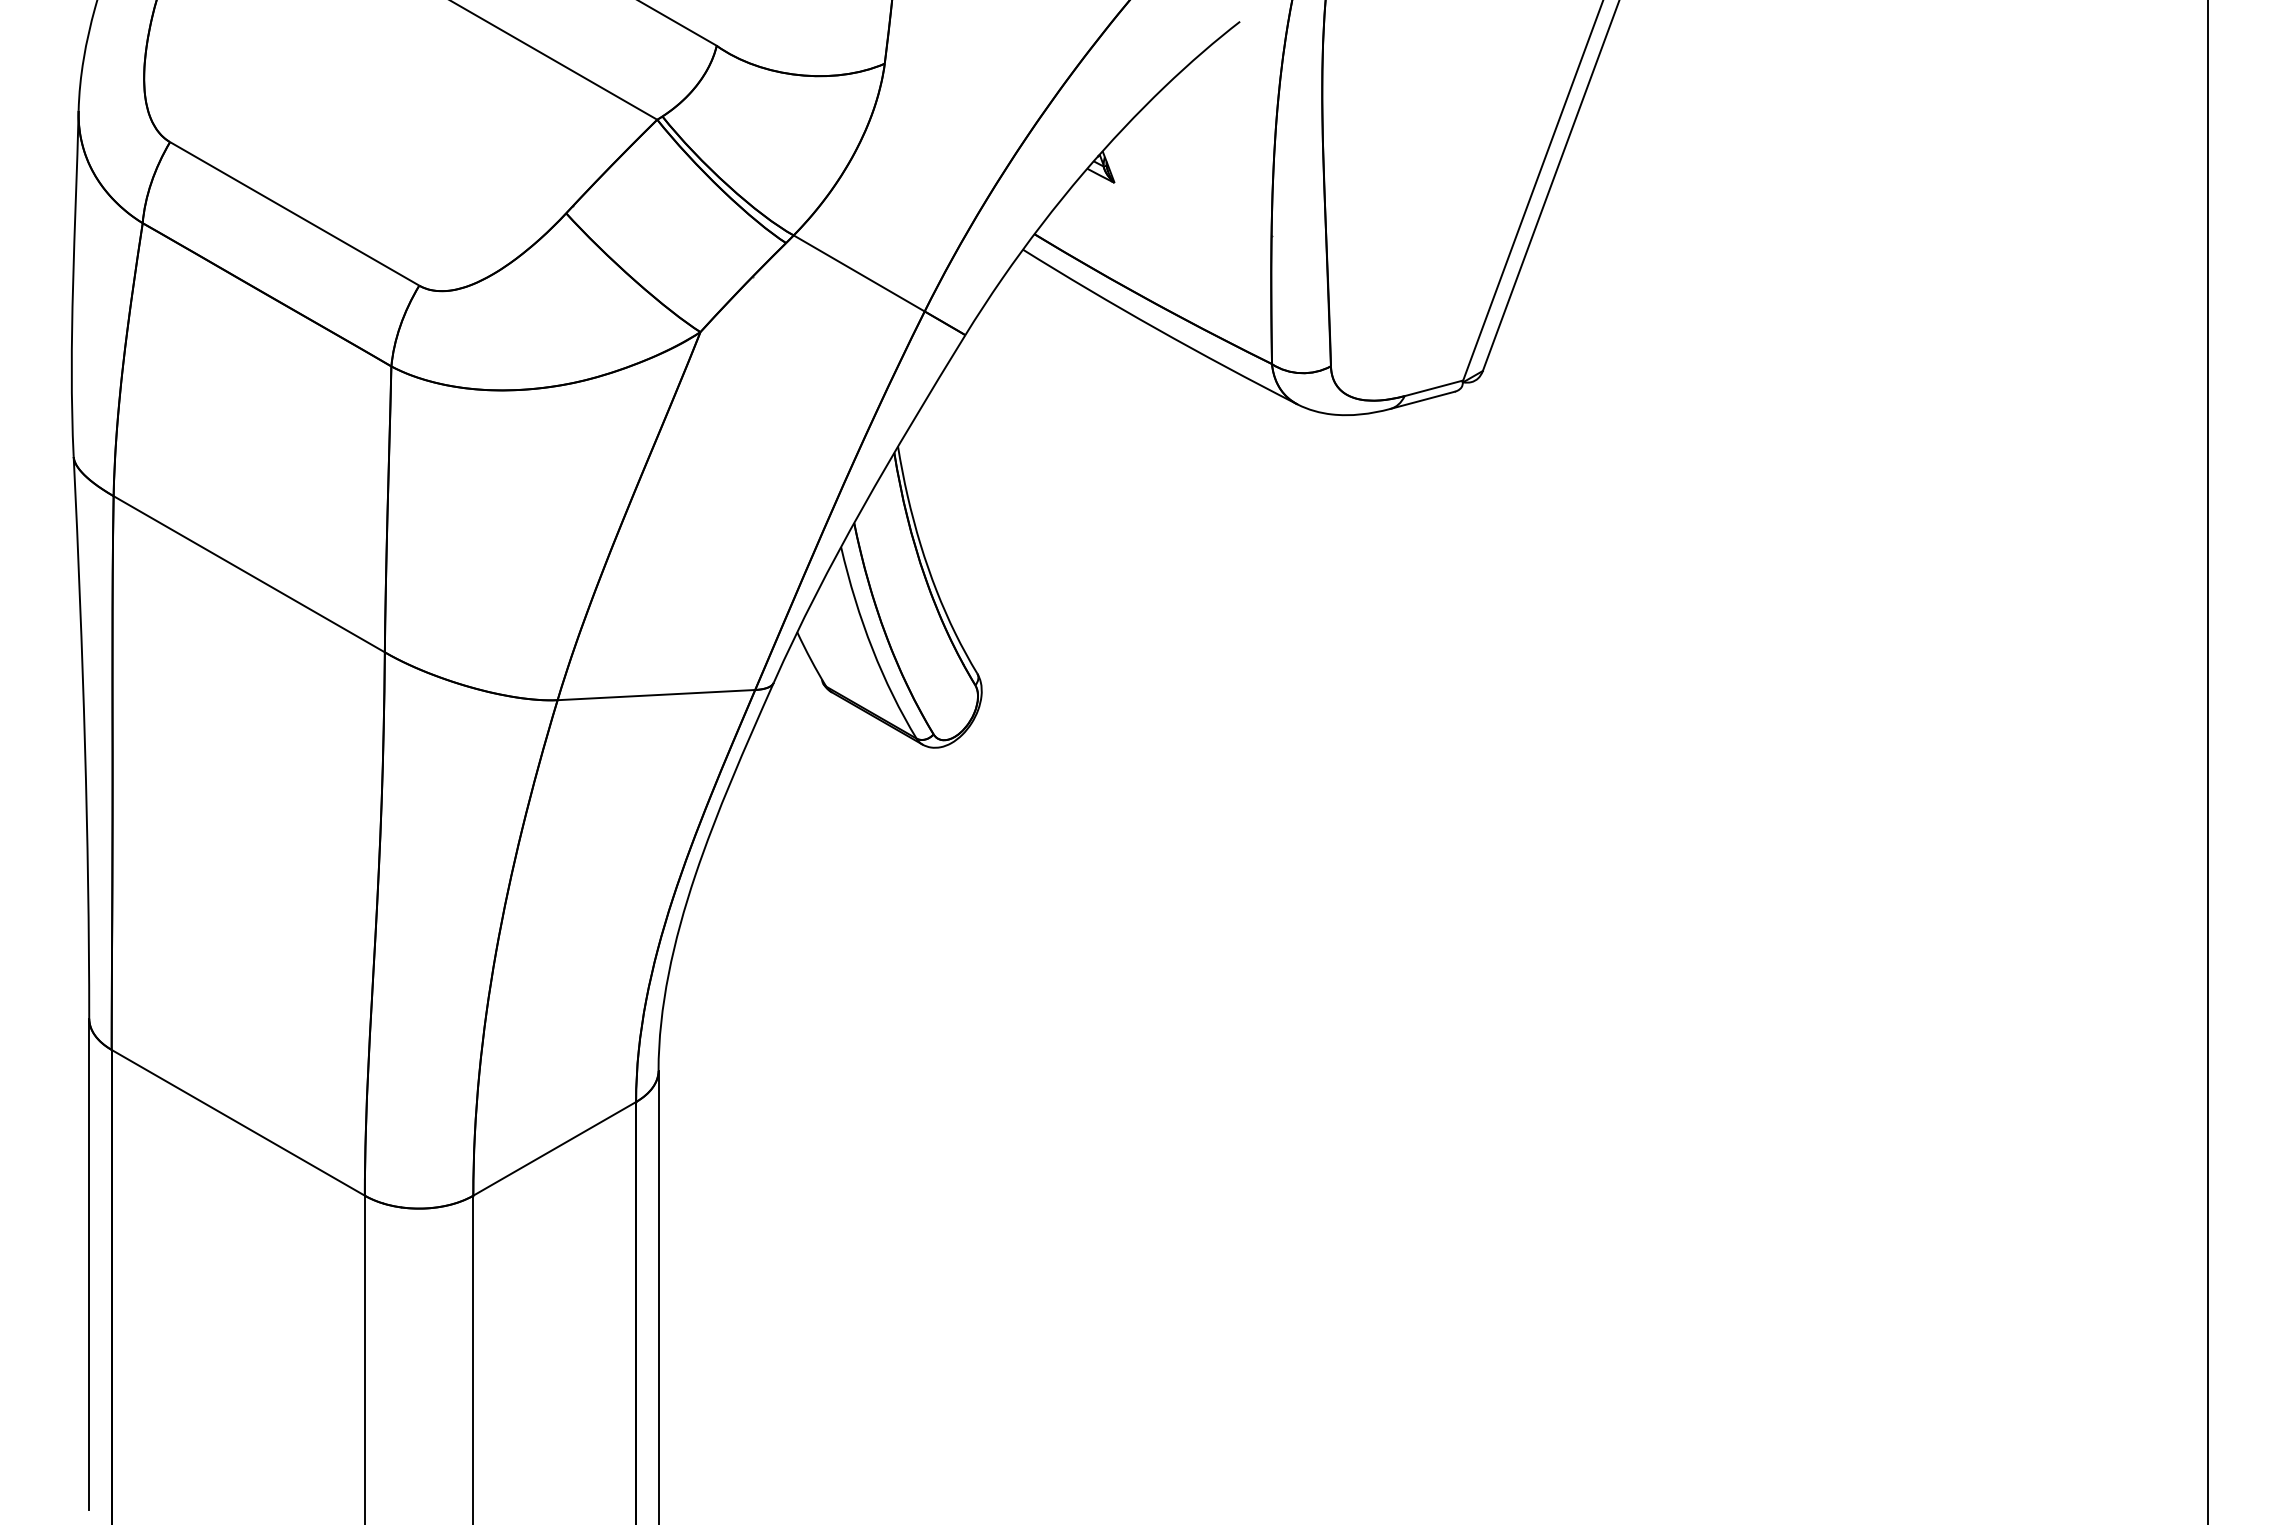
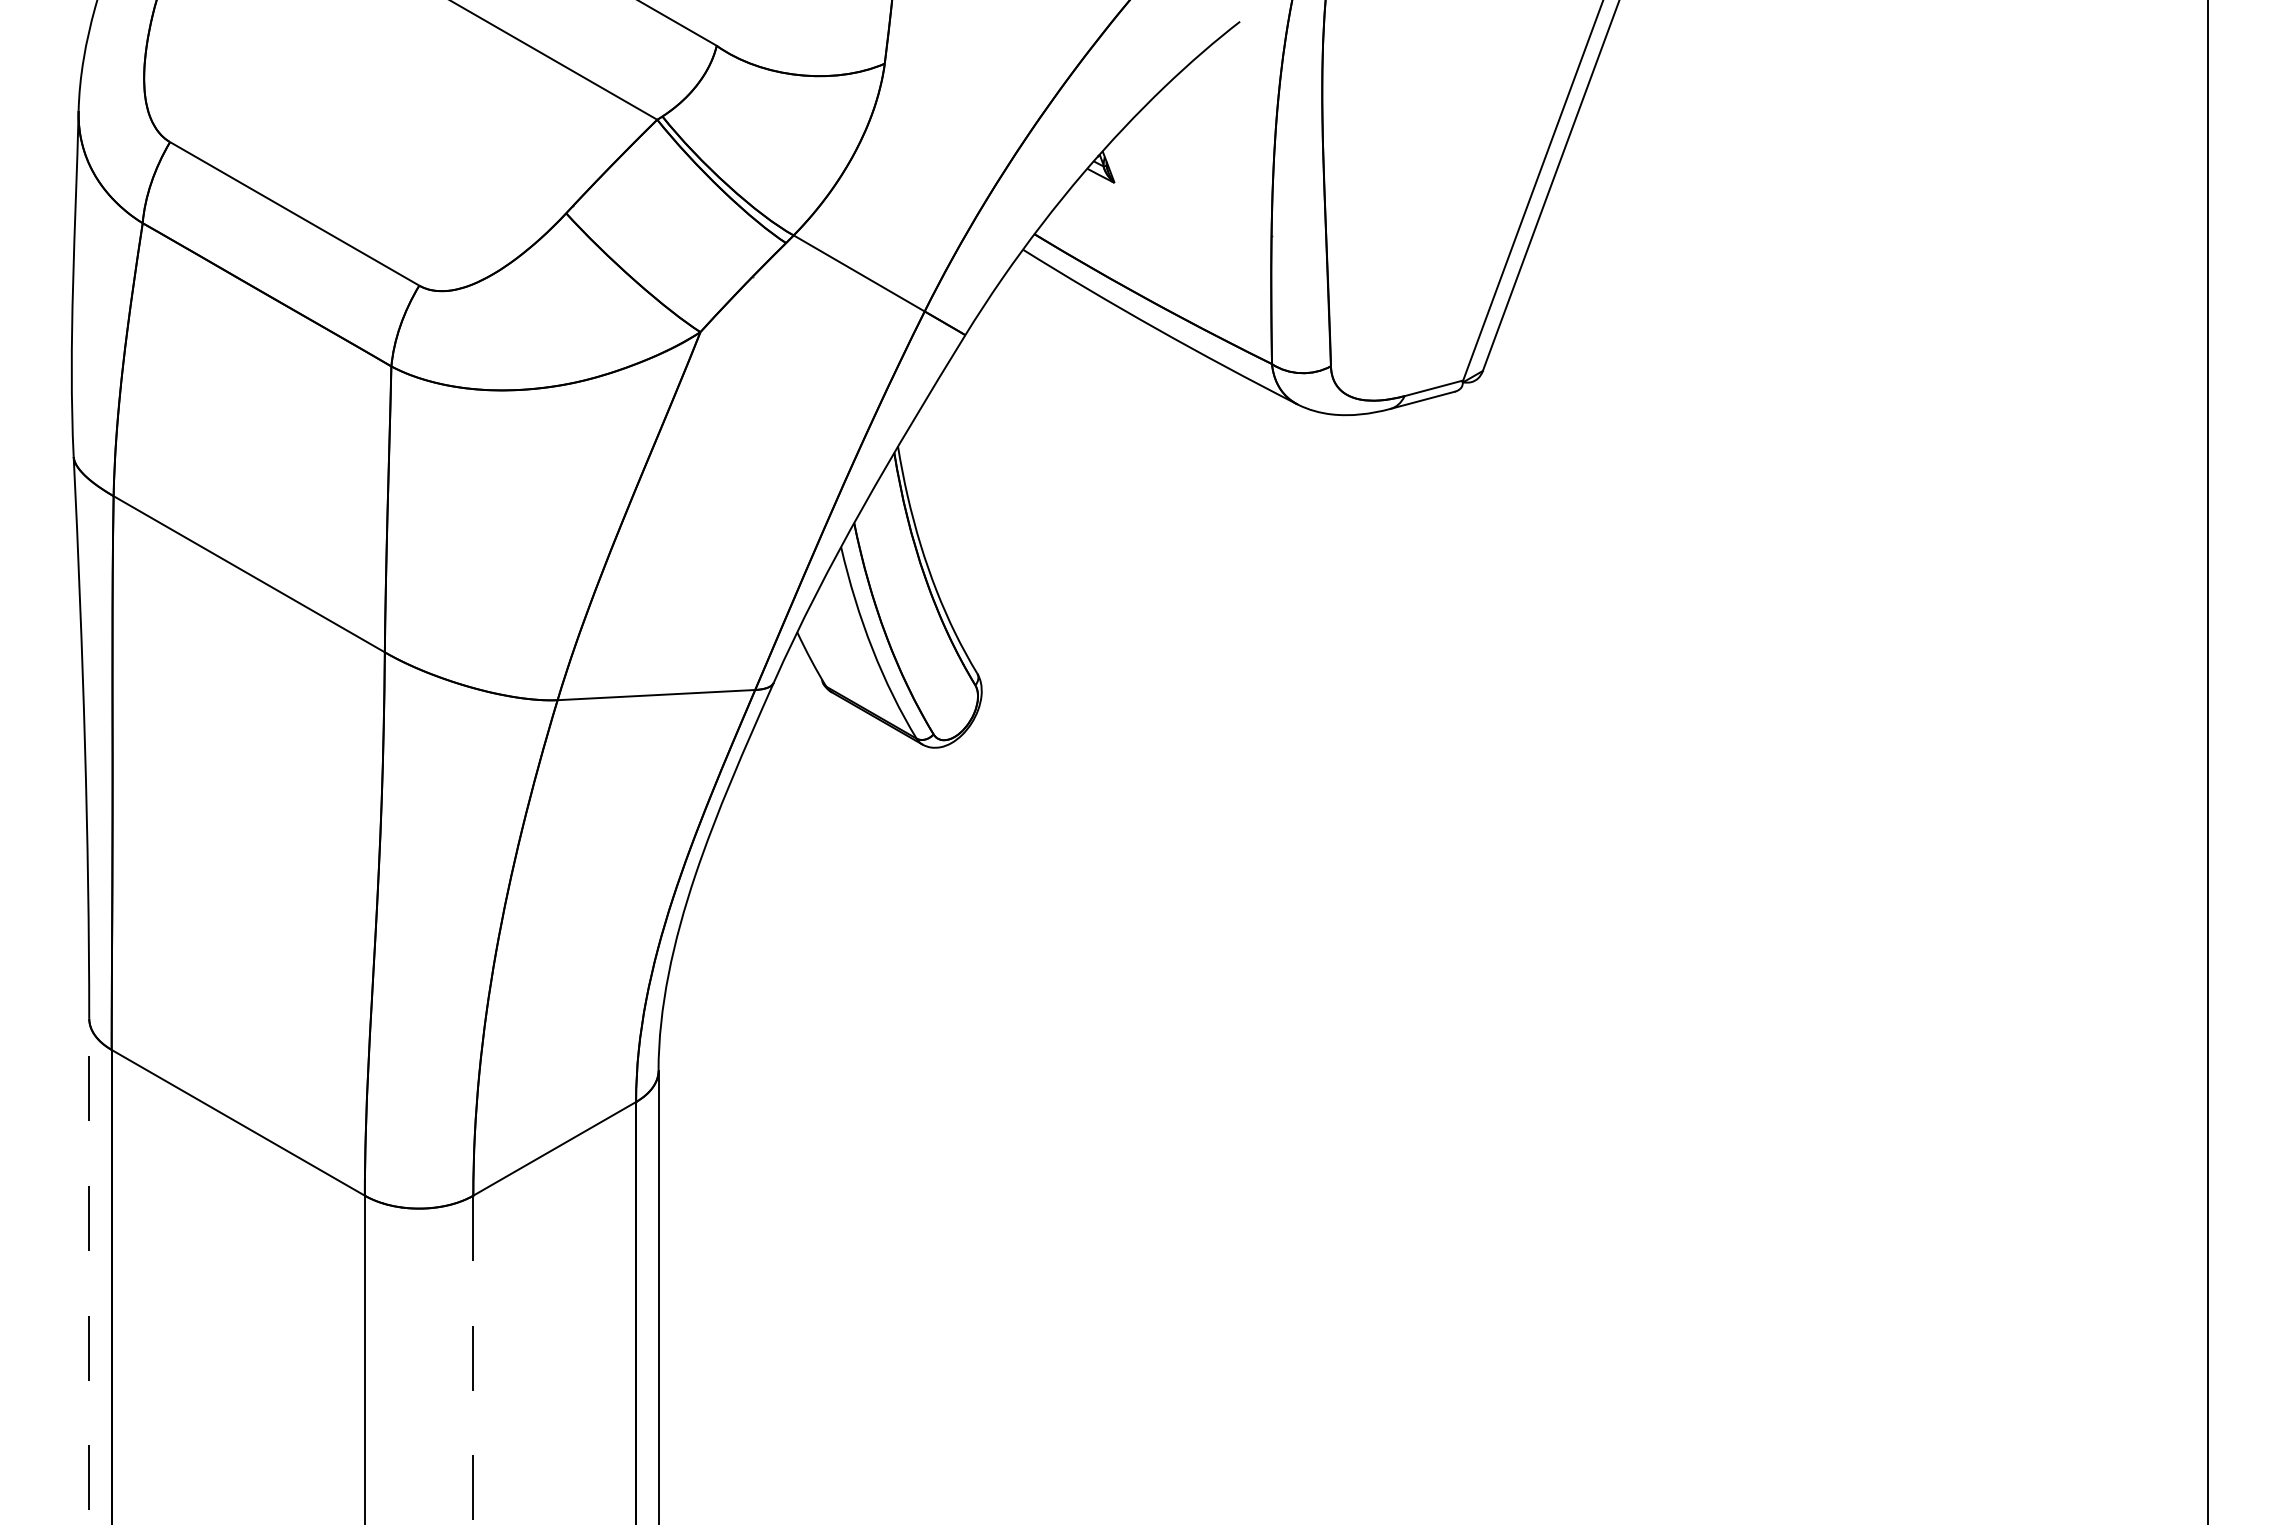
line: solid -> dashed (89, 1264)
line: solid -> dashed (473, 1360)
